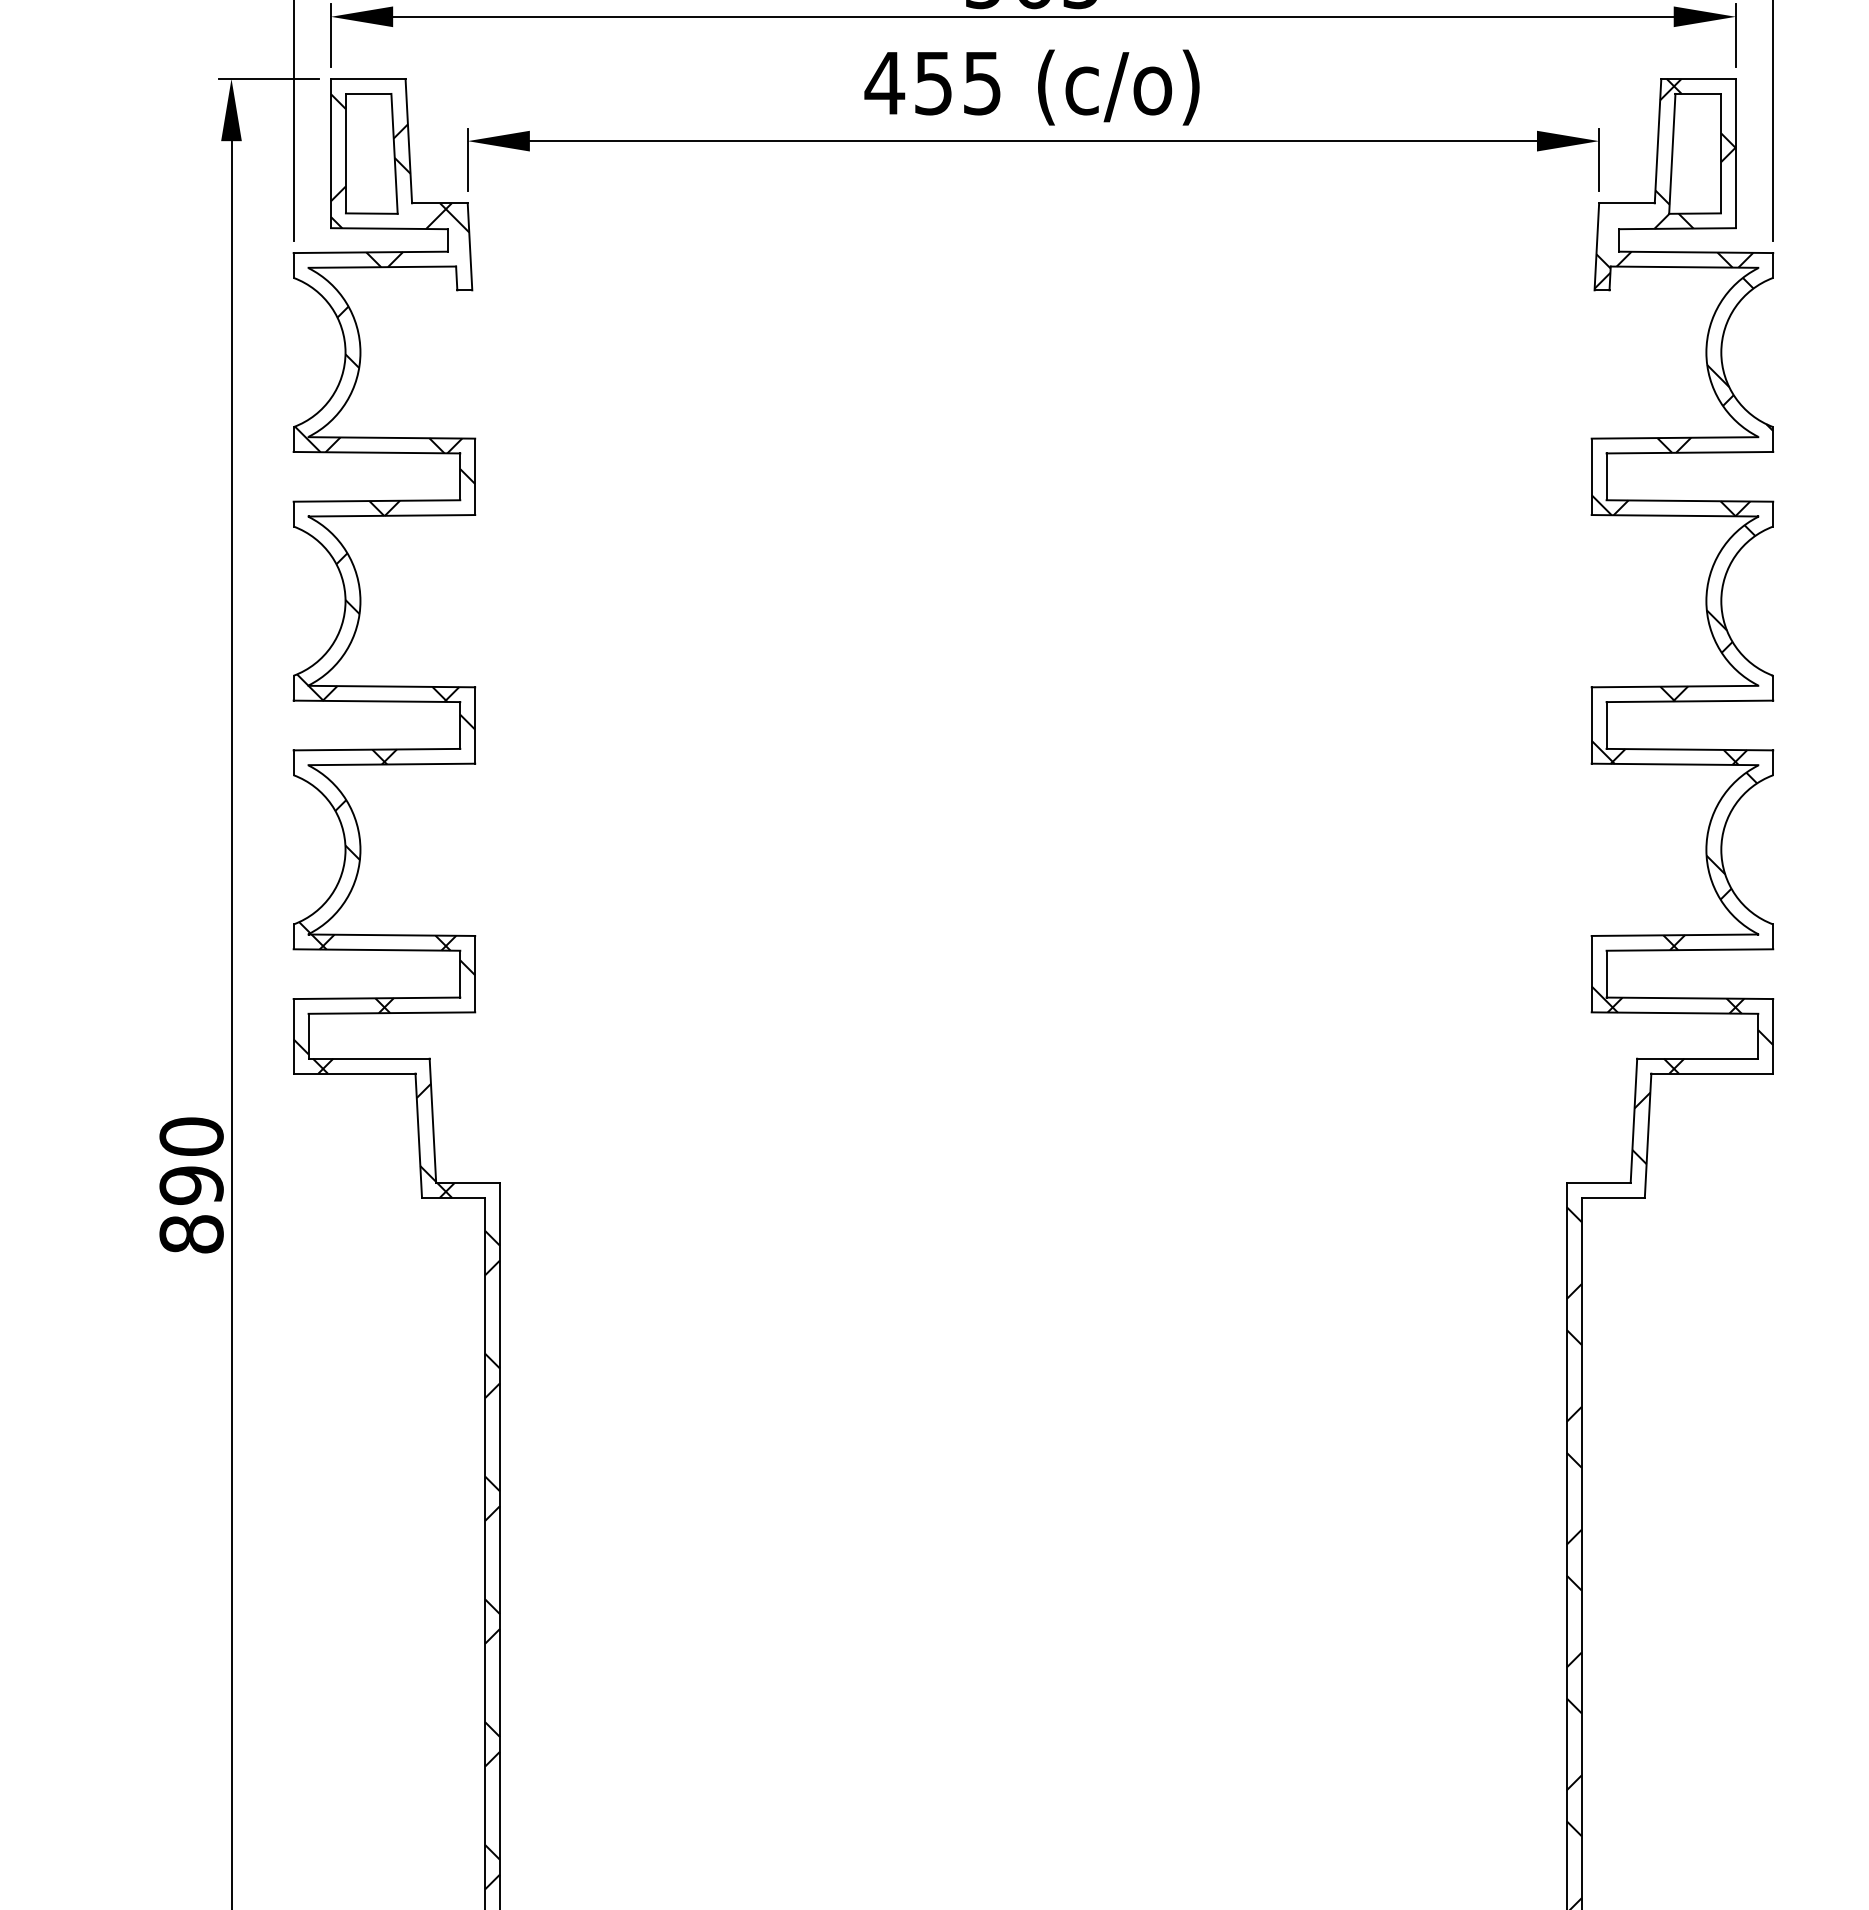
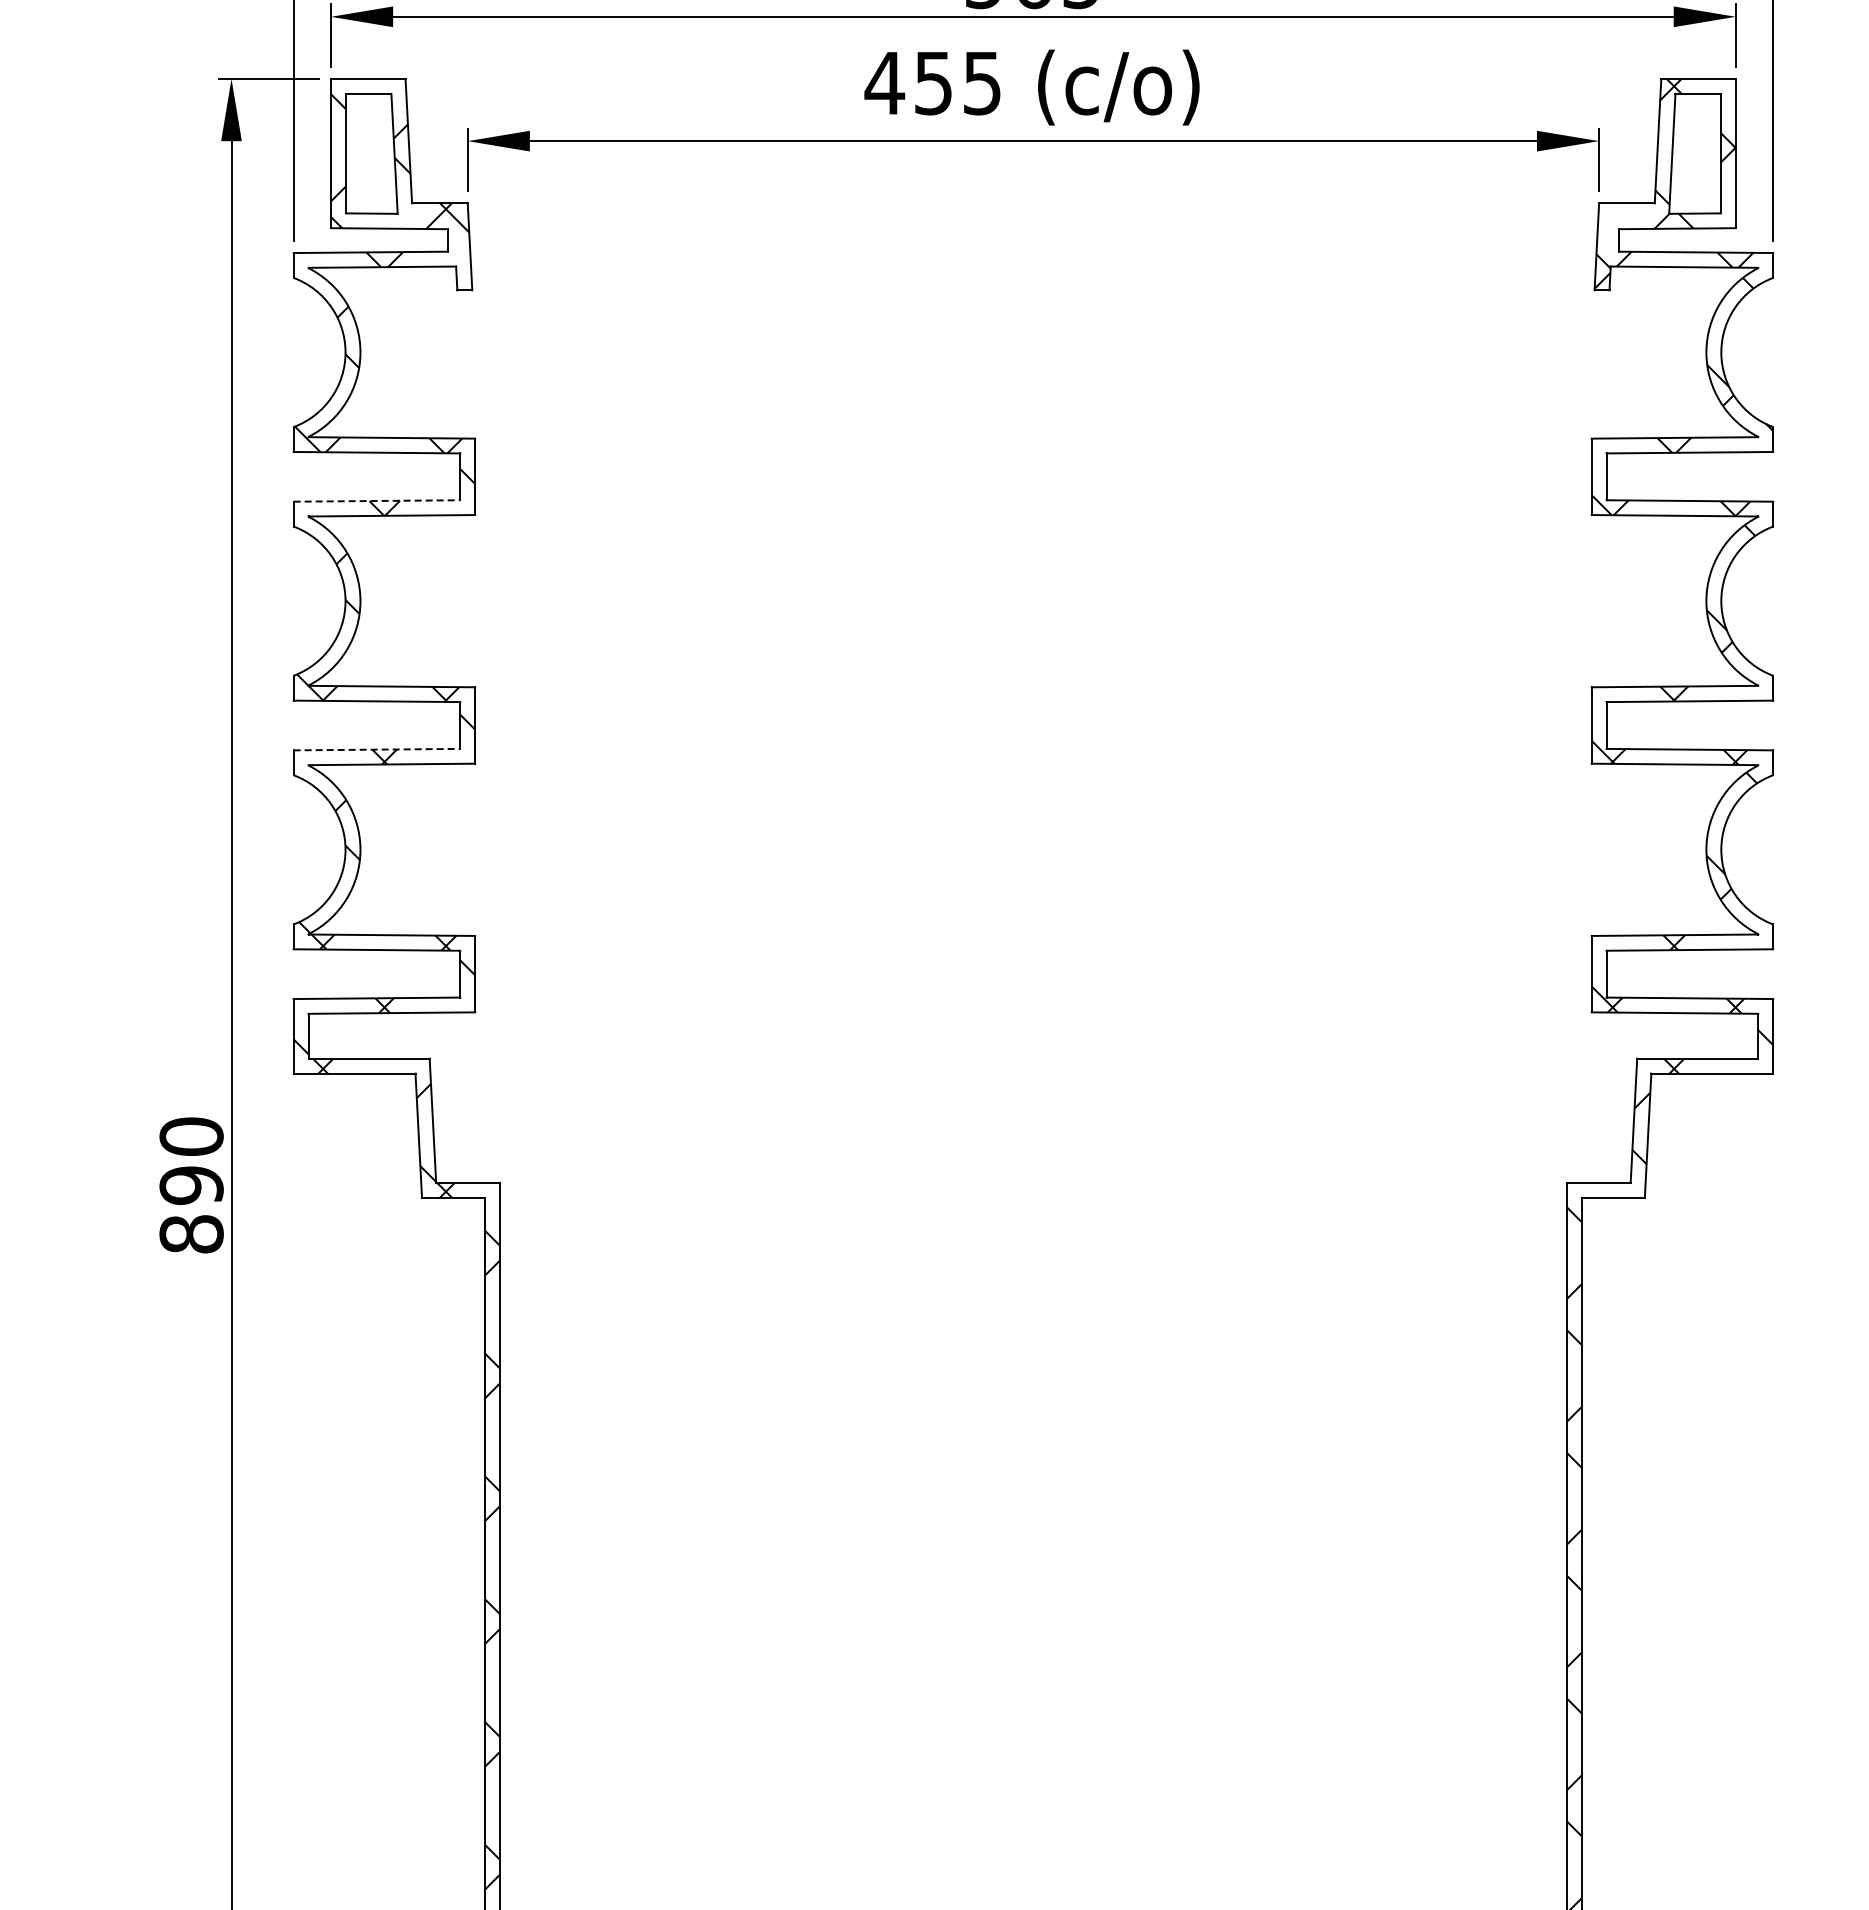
line: solid -> dashed (377, 500)
line: solid -> dashed (377, 749)
